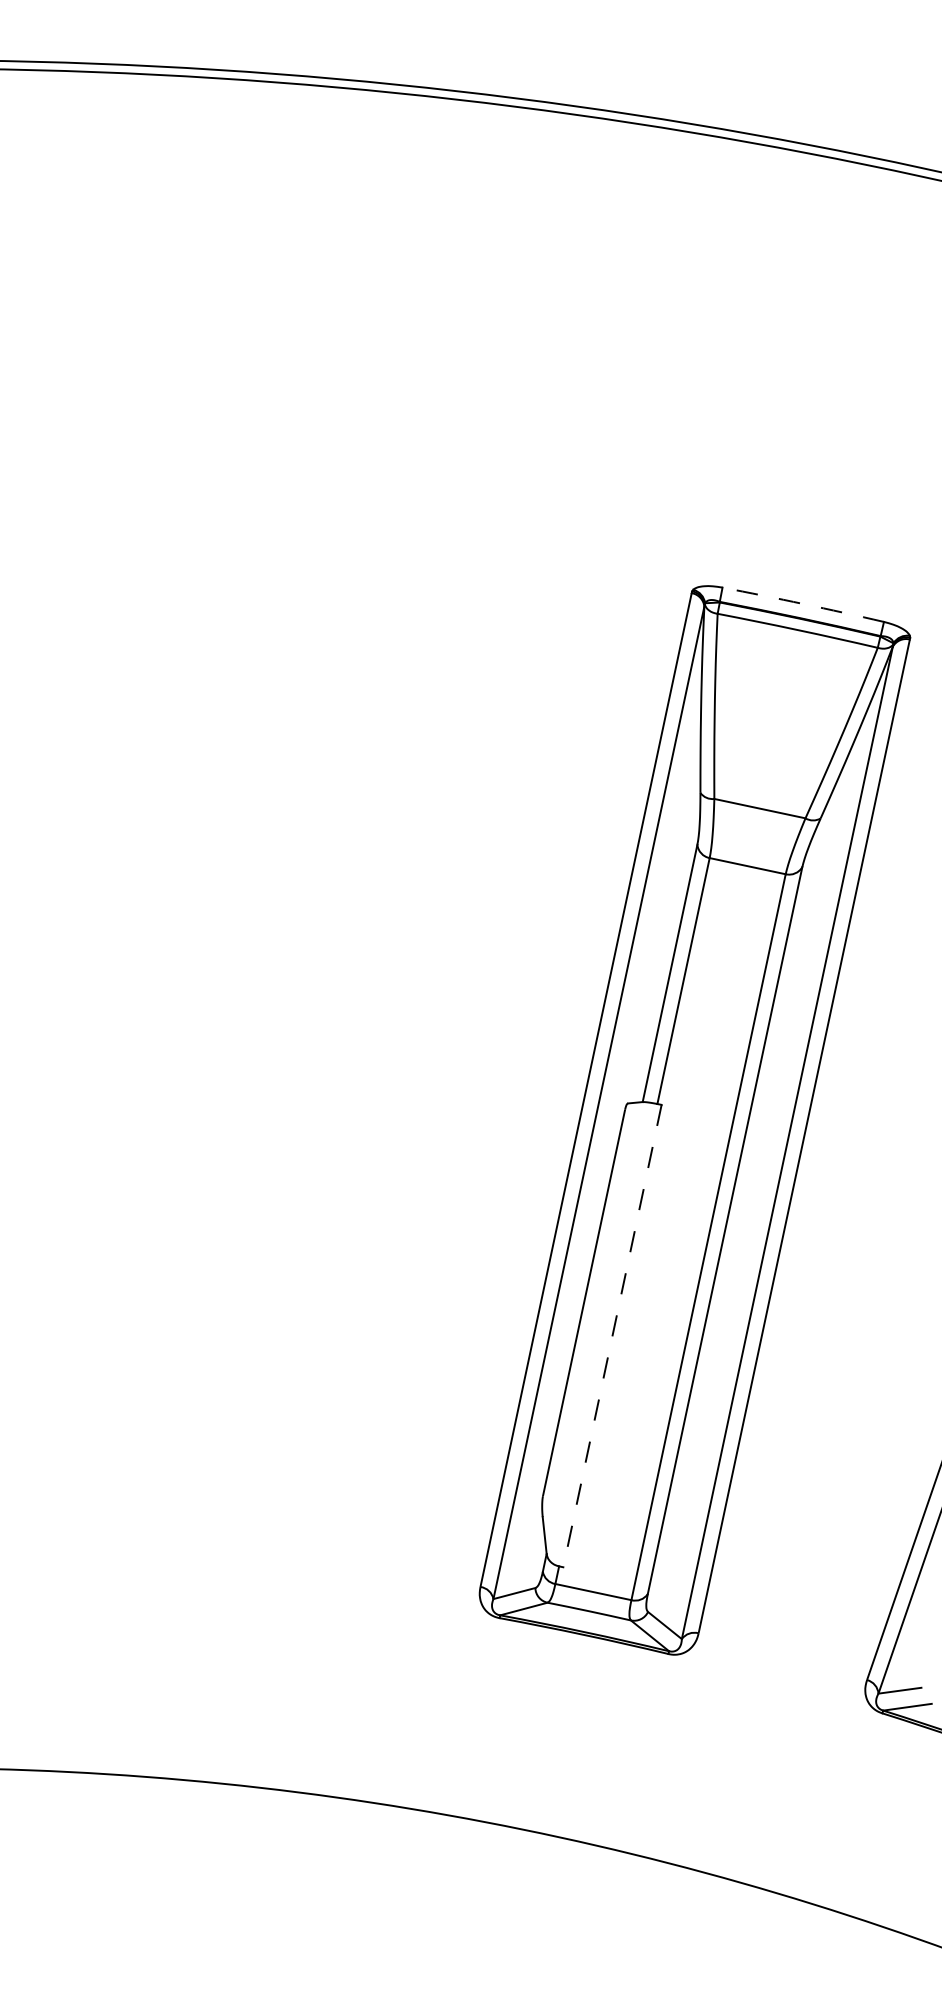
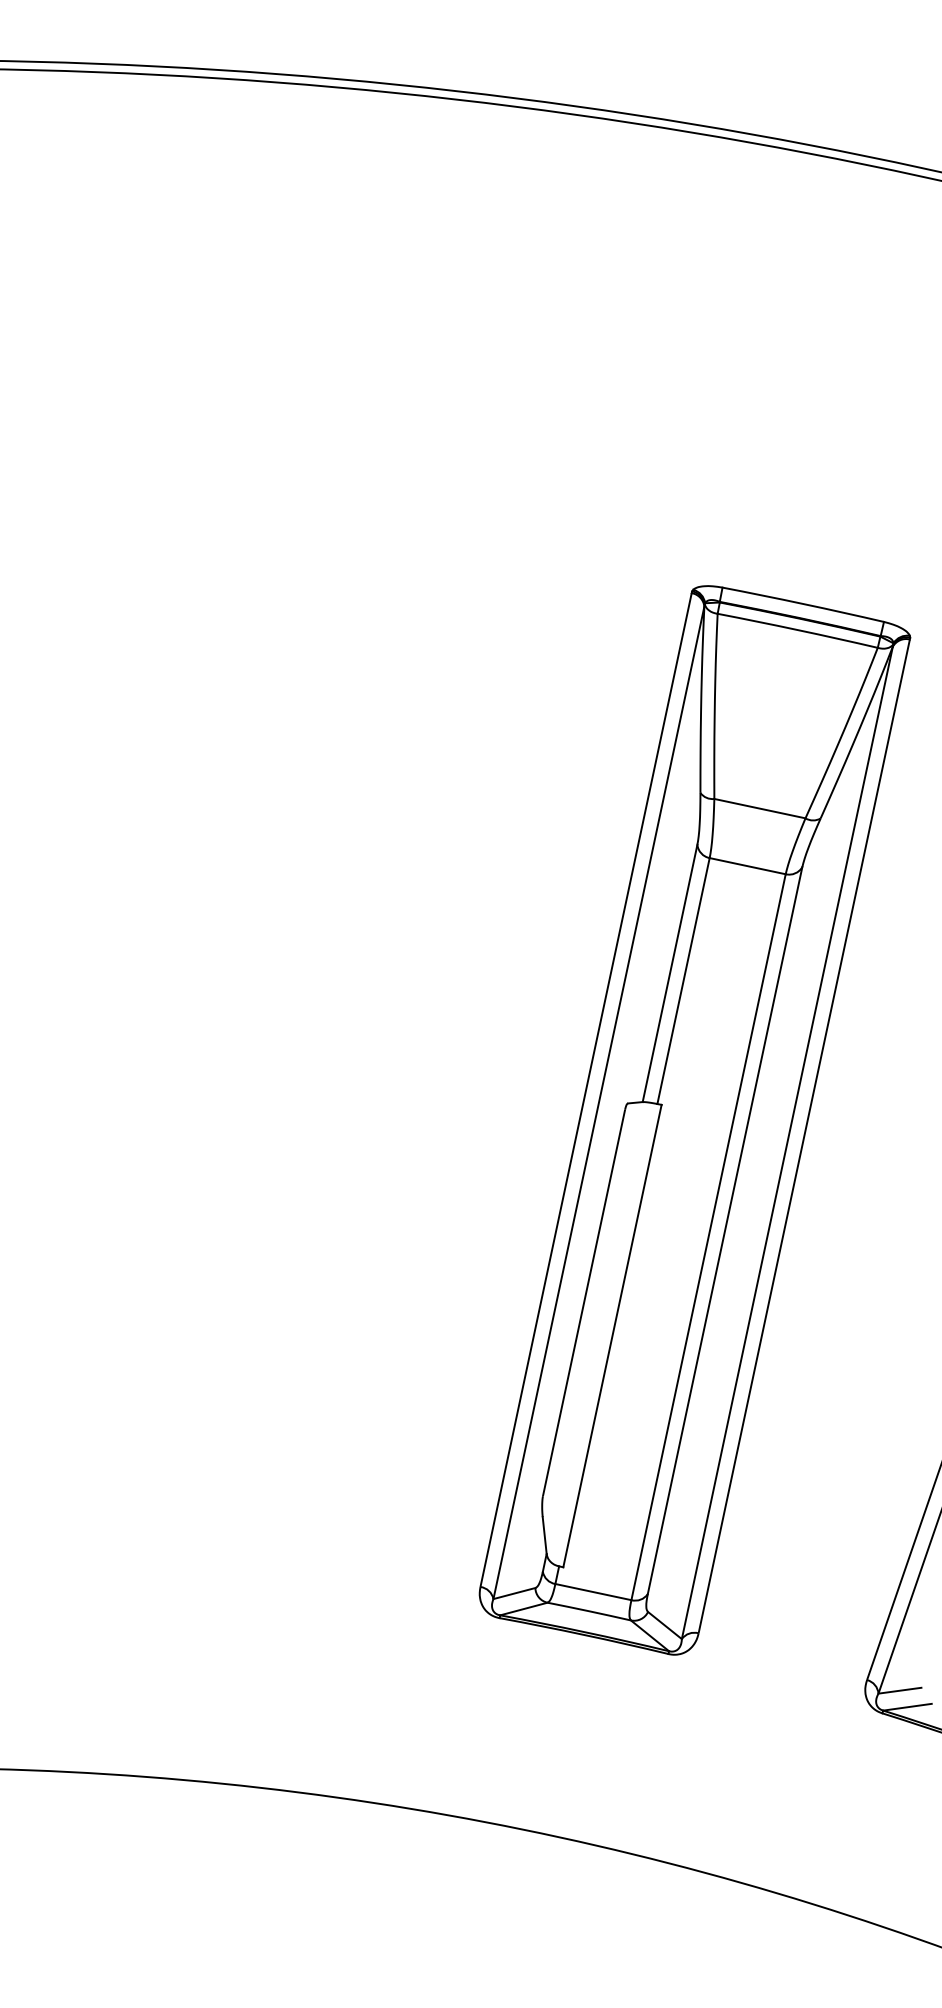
arc: dashed -> solid (803, 604)
line: dashed -> solid (612, 1336)
